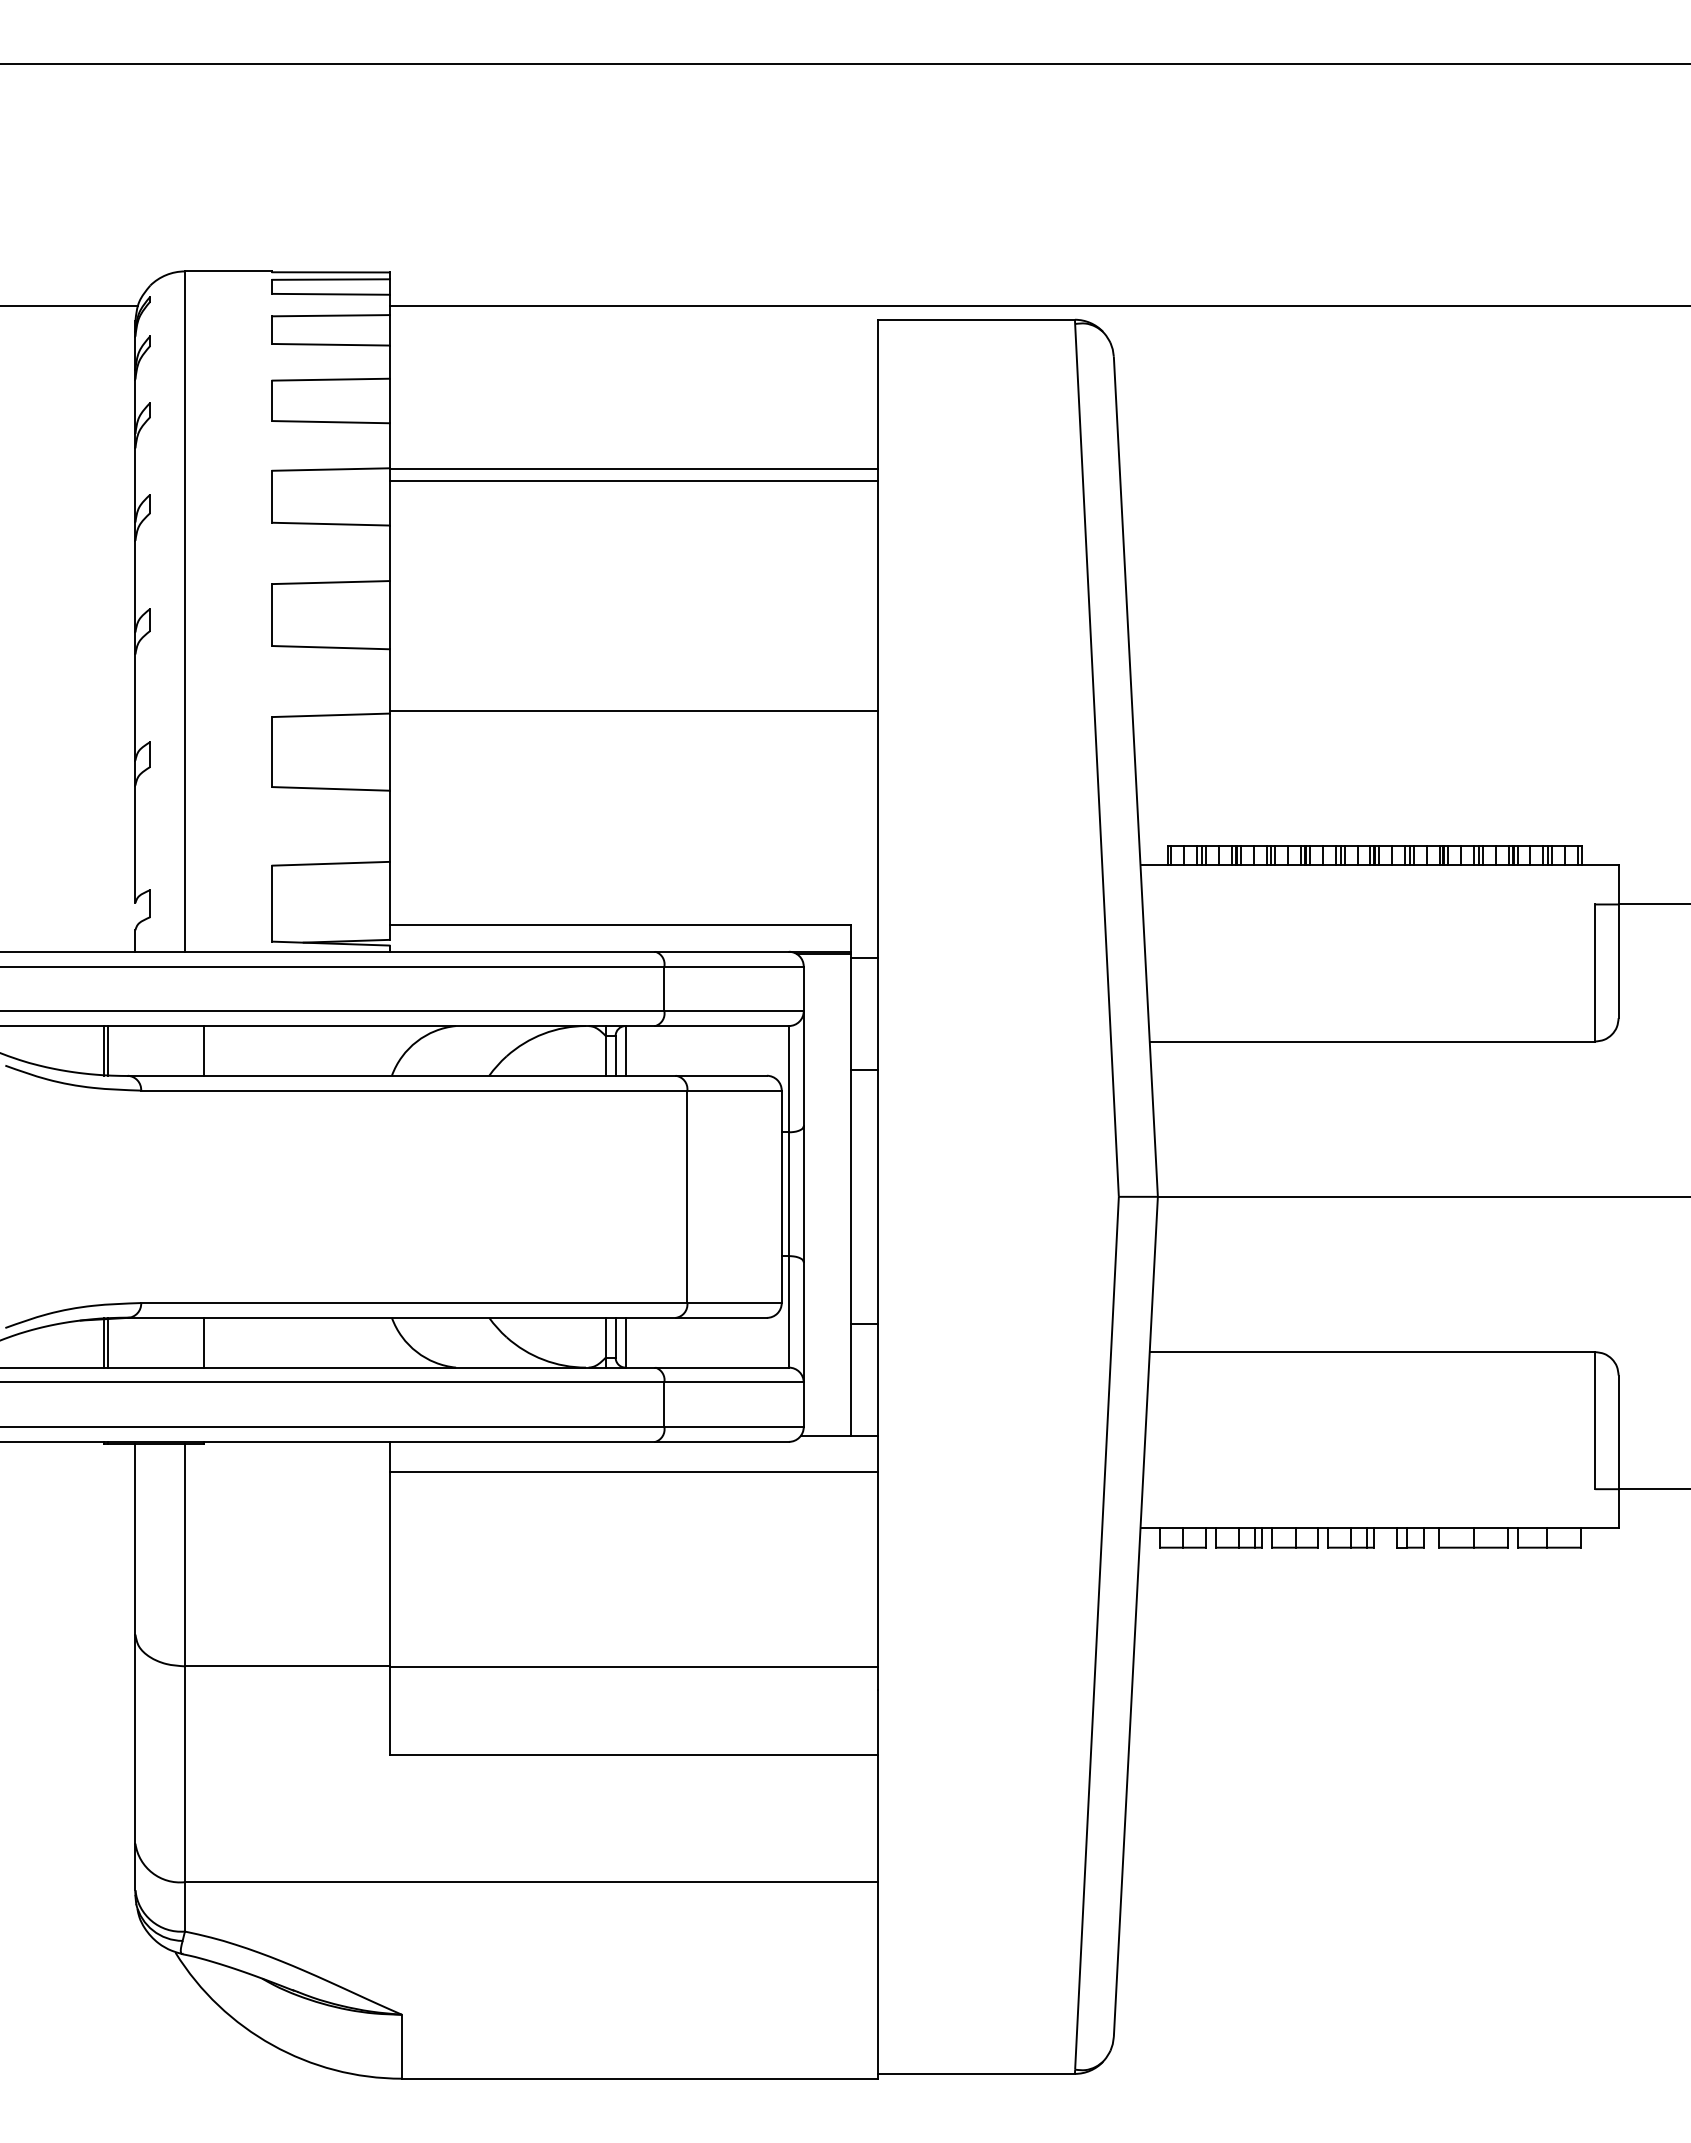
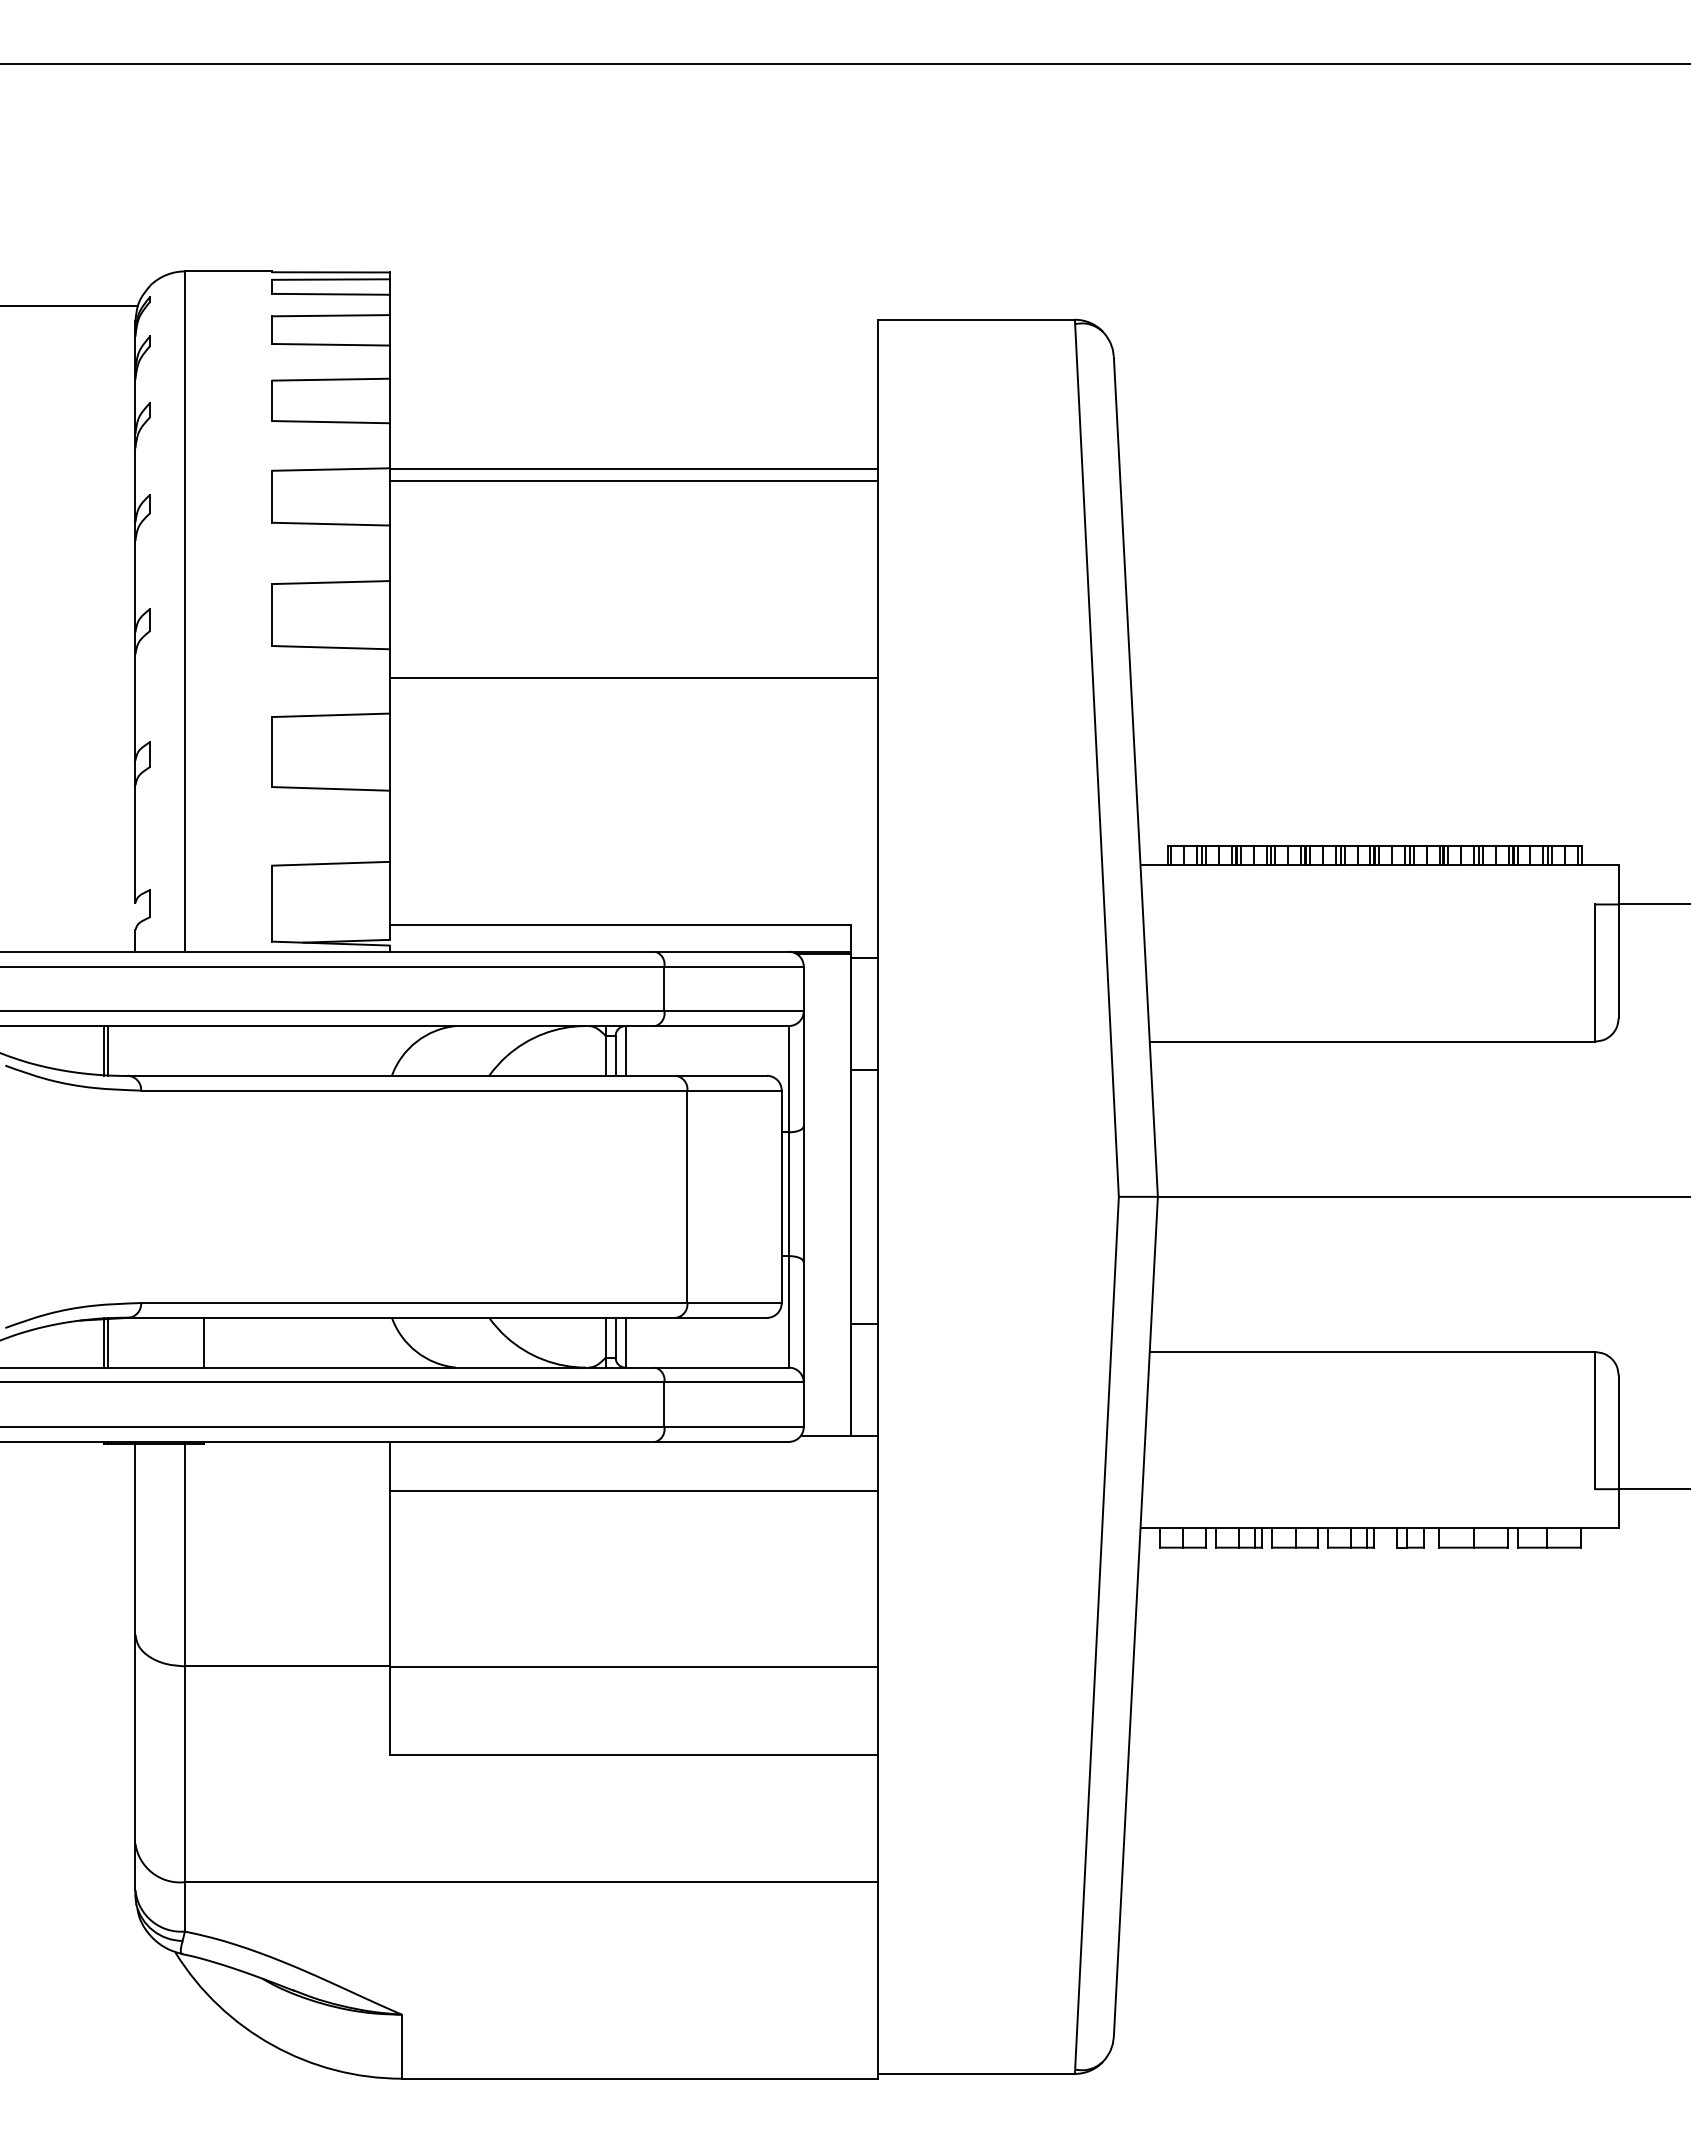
line: present -> none (1038, 306)
line position: (634, 711) -> (634, 678) (634, 678)
line: present -> none (204, 1050)
line position: (634, 1471) -> (634, 1490) (634, 1490)
